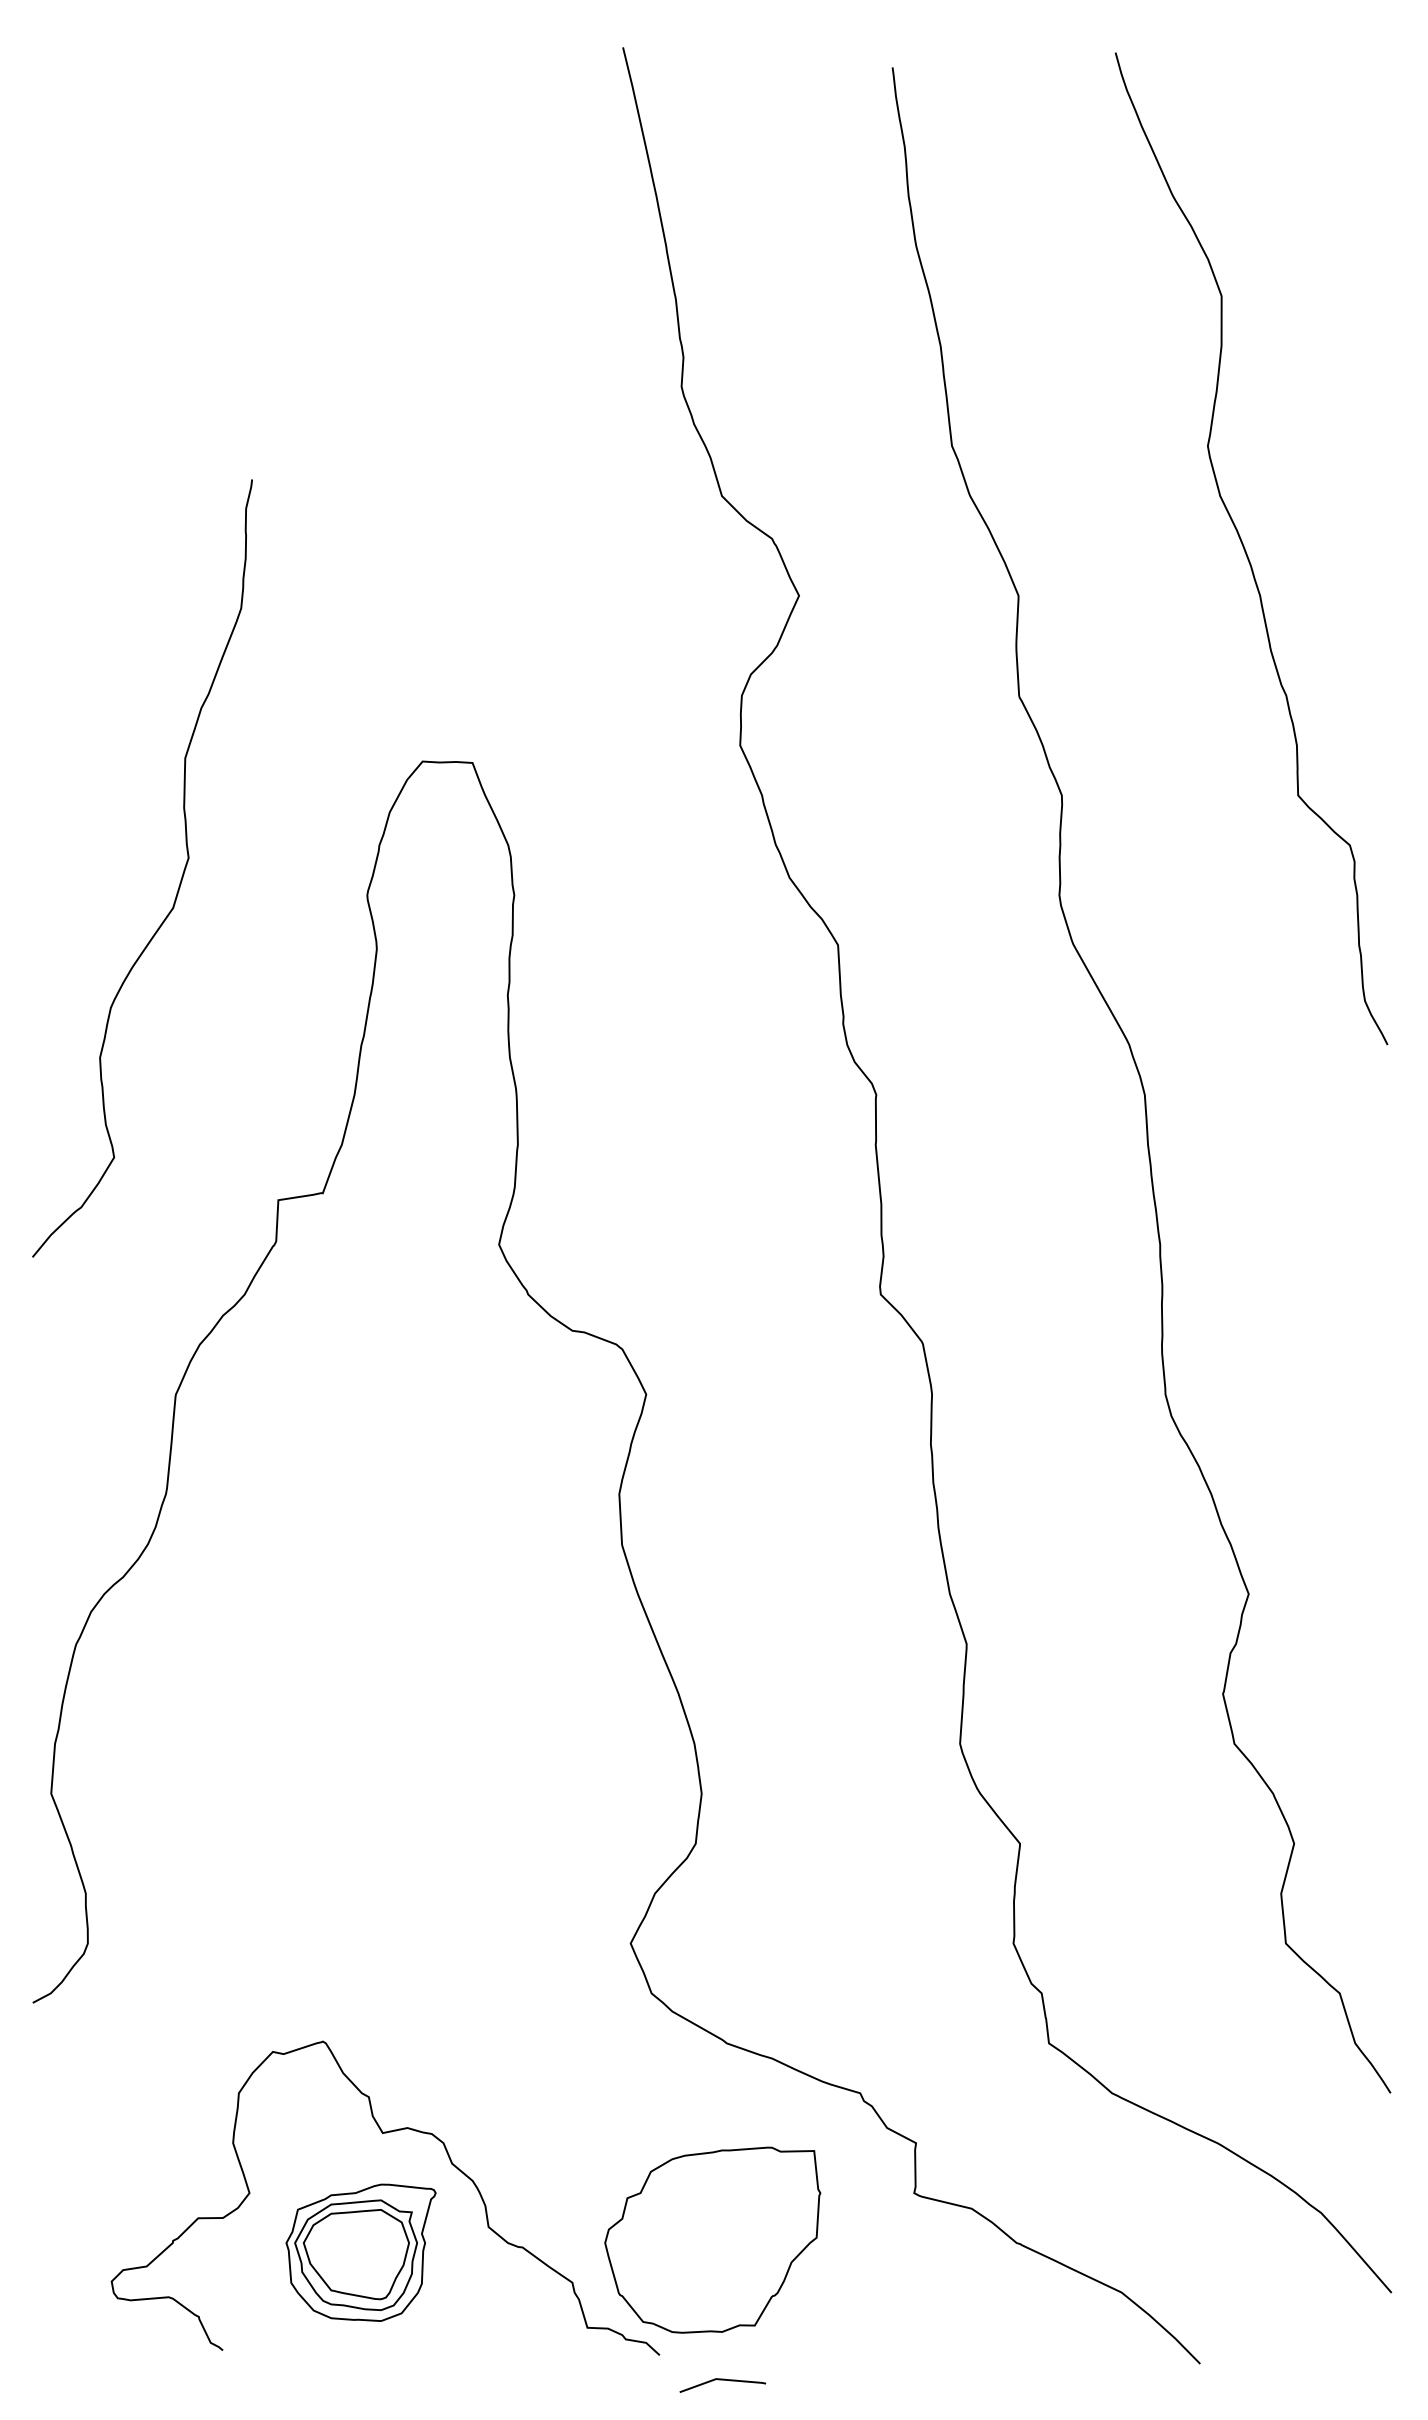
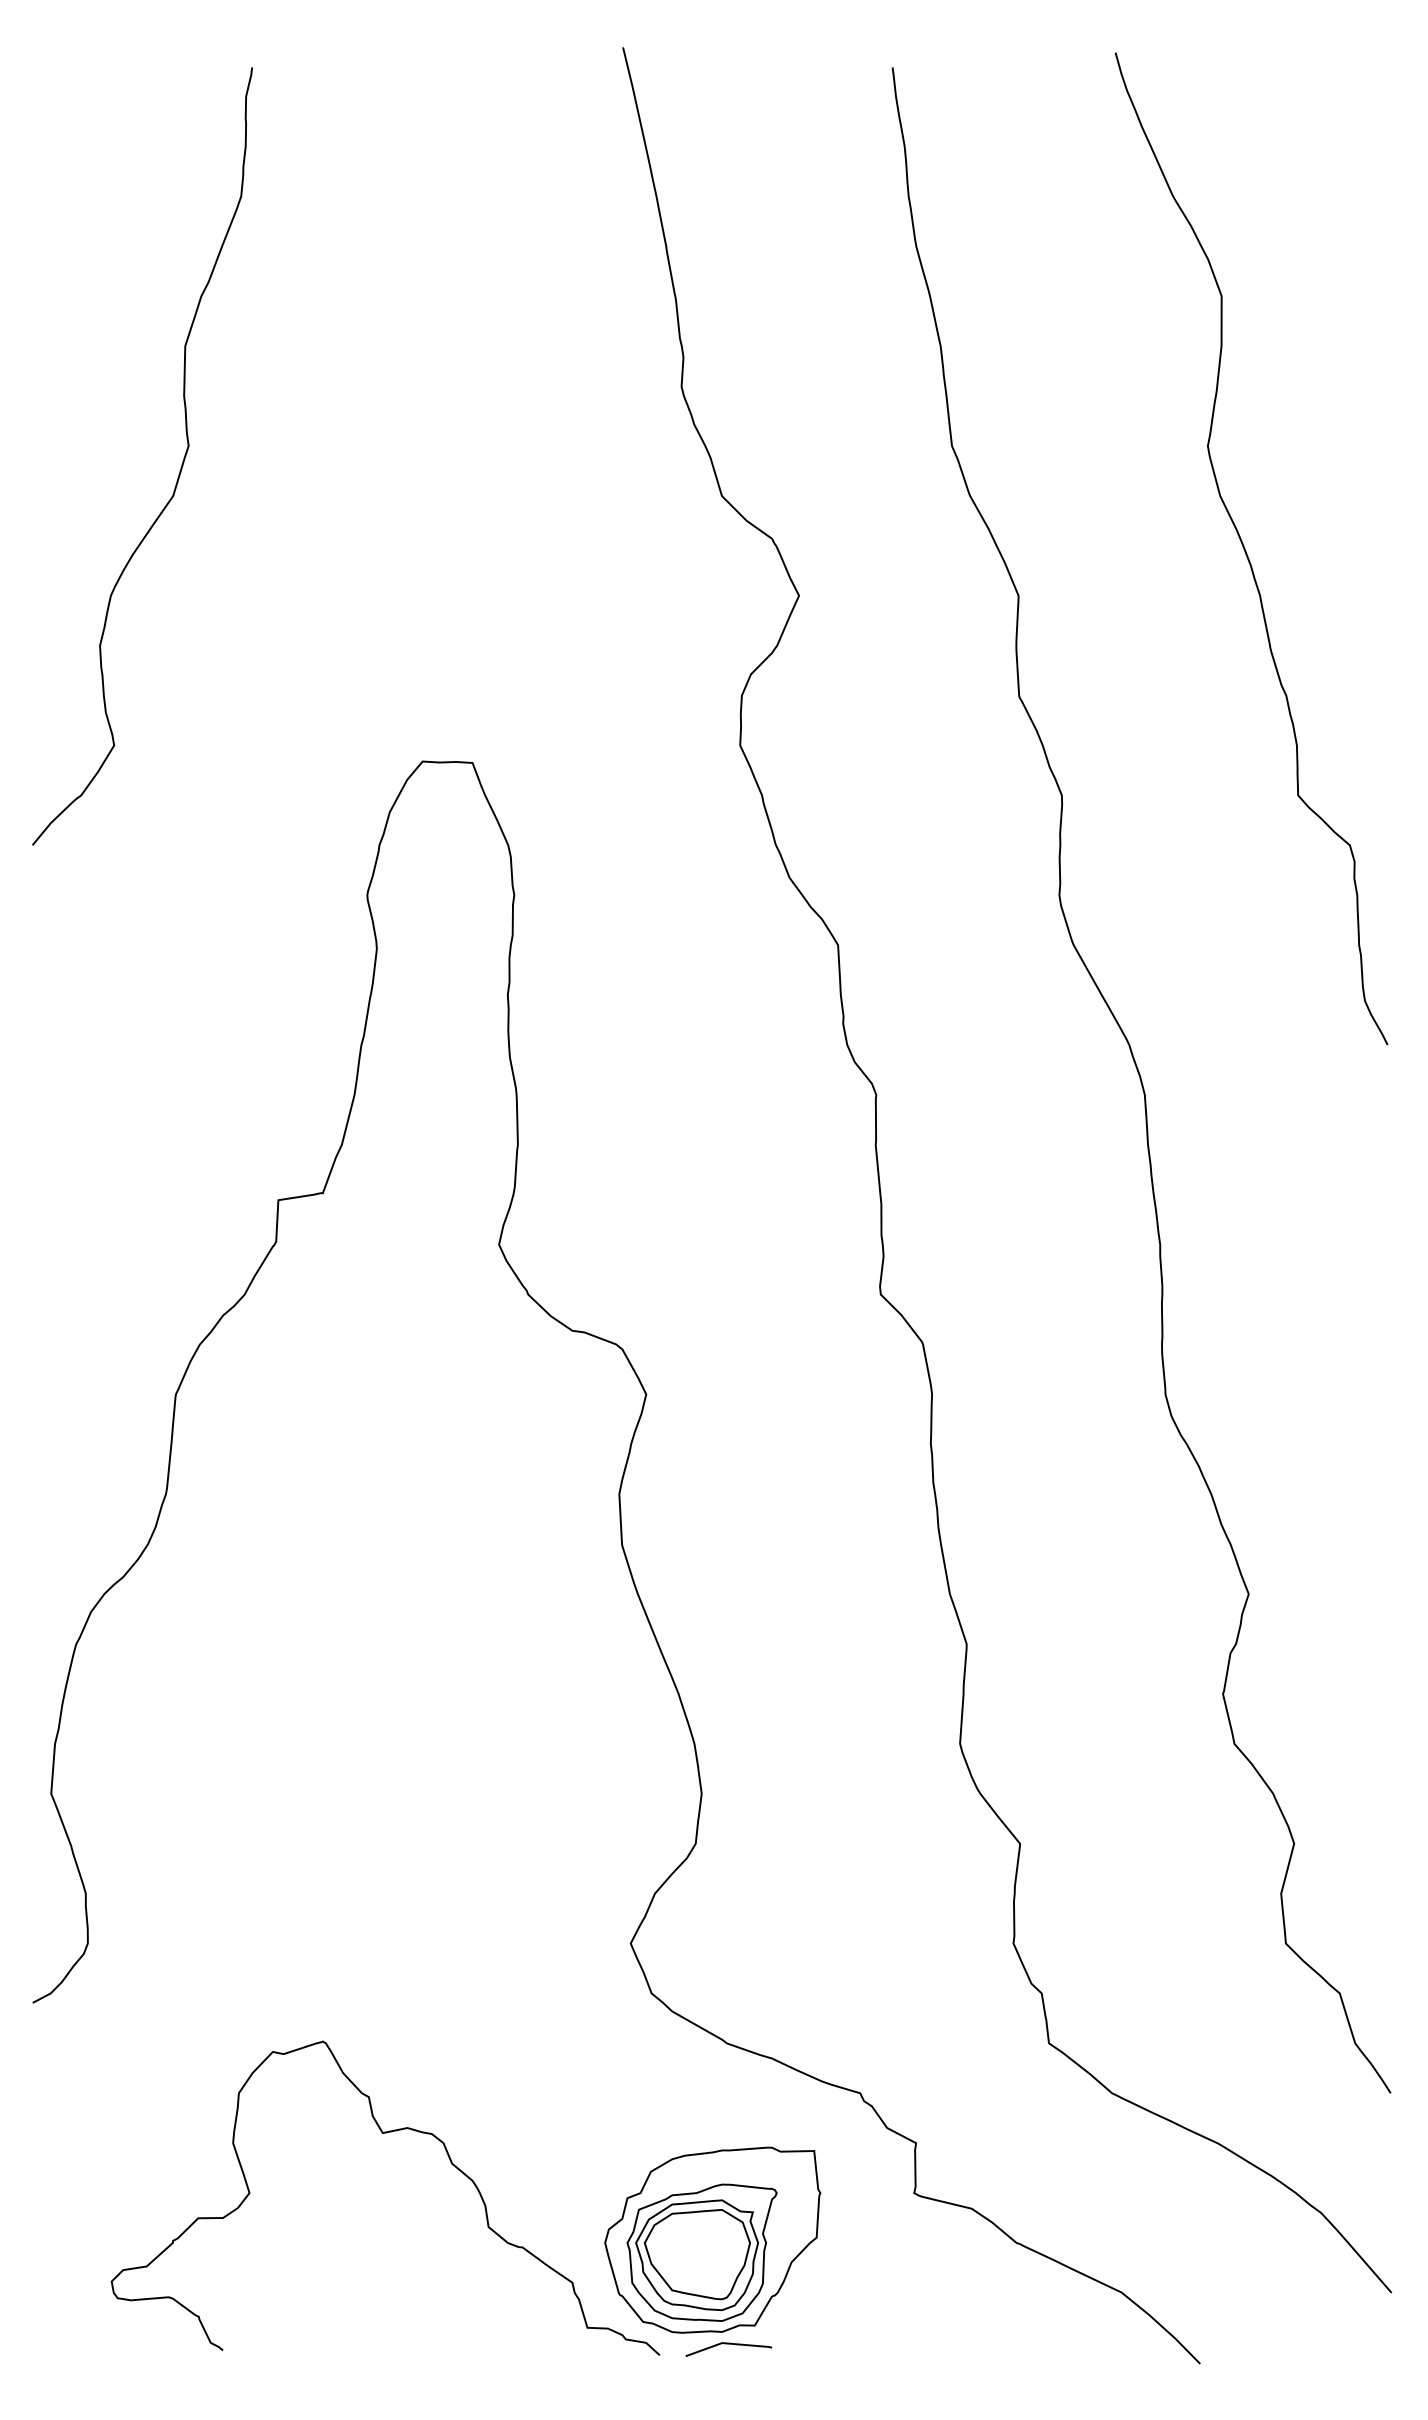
curve position: (180, 879) -> (180, 467) (180, 467)
part position: (360, 2252) -> (701, 2252) (701, 2252)
line position: (722, 2380) -> (728, 2344) (728, 2344)
